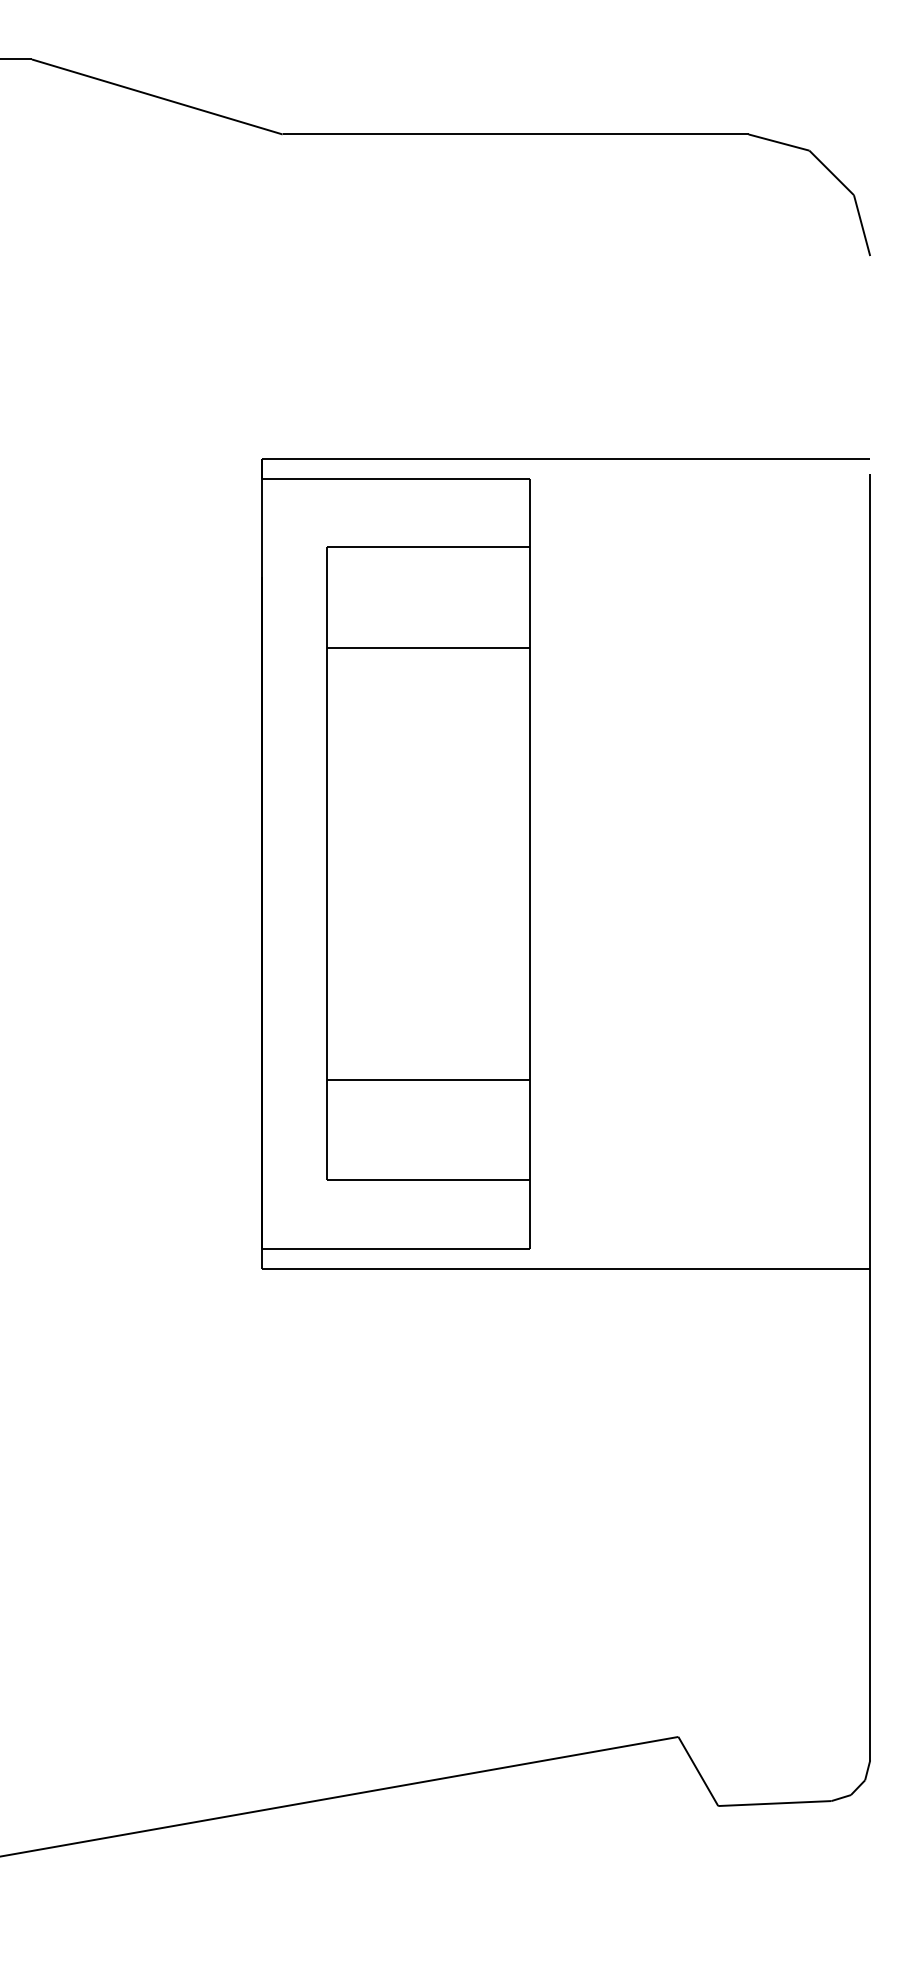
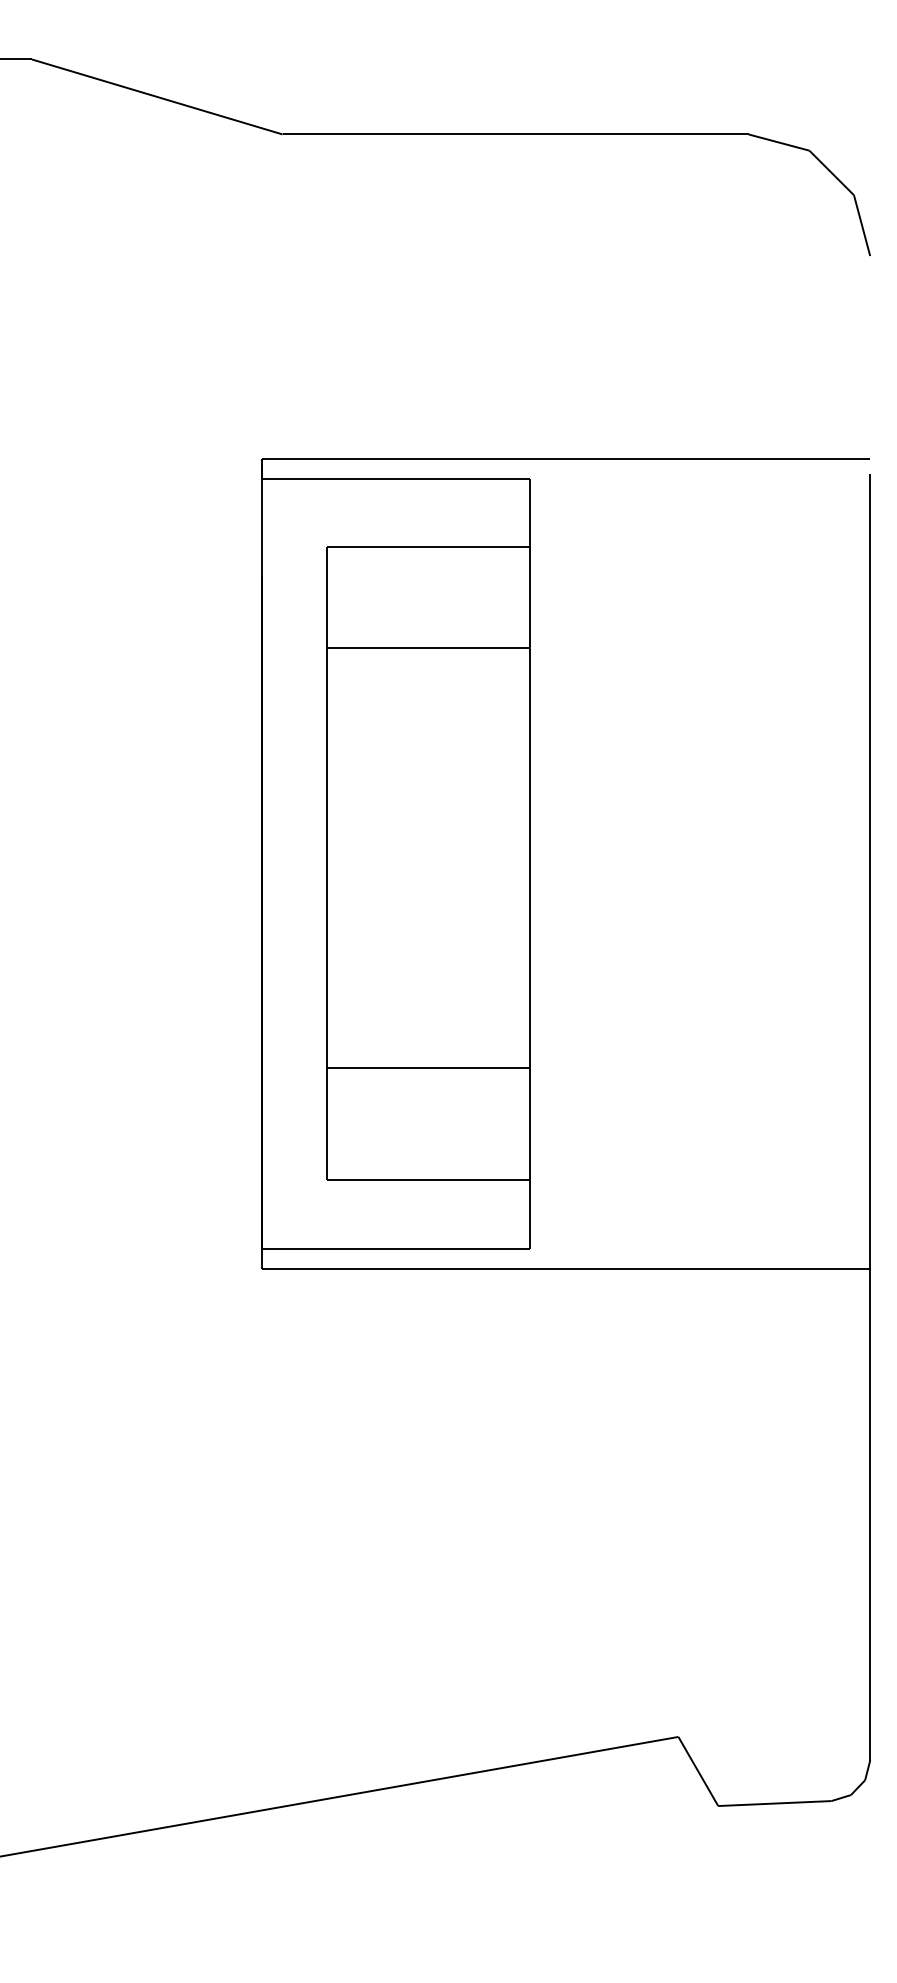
line position: (428, 1079) -> (428, 1067) (428, 1067)
